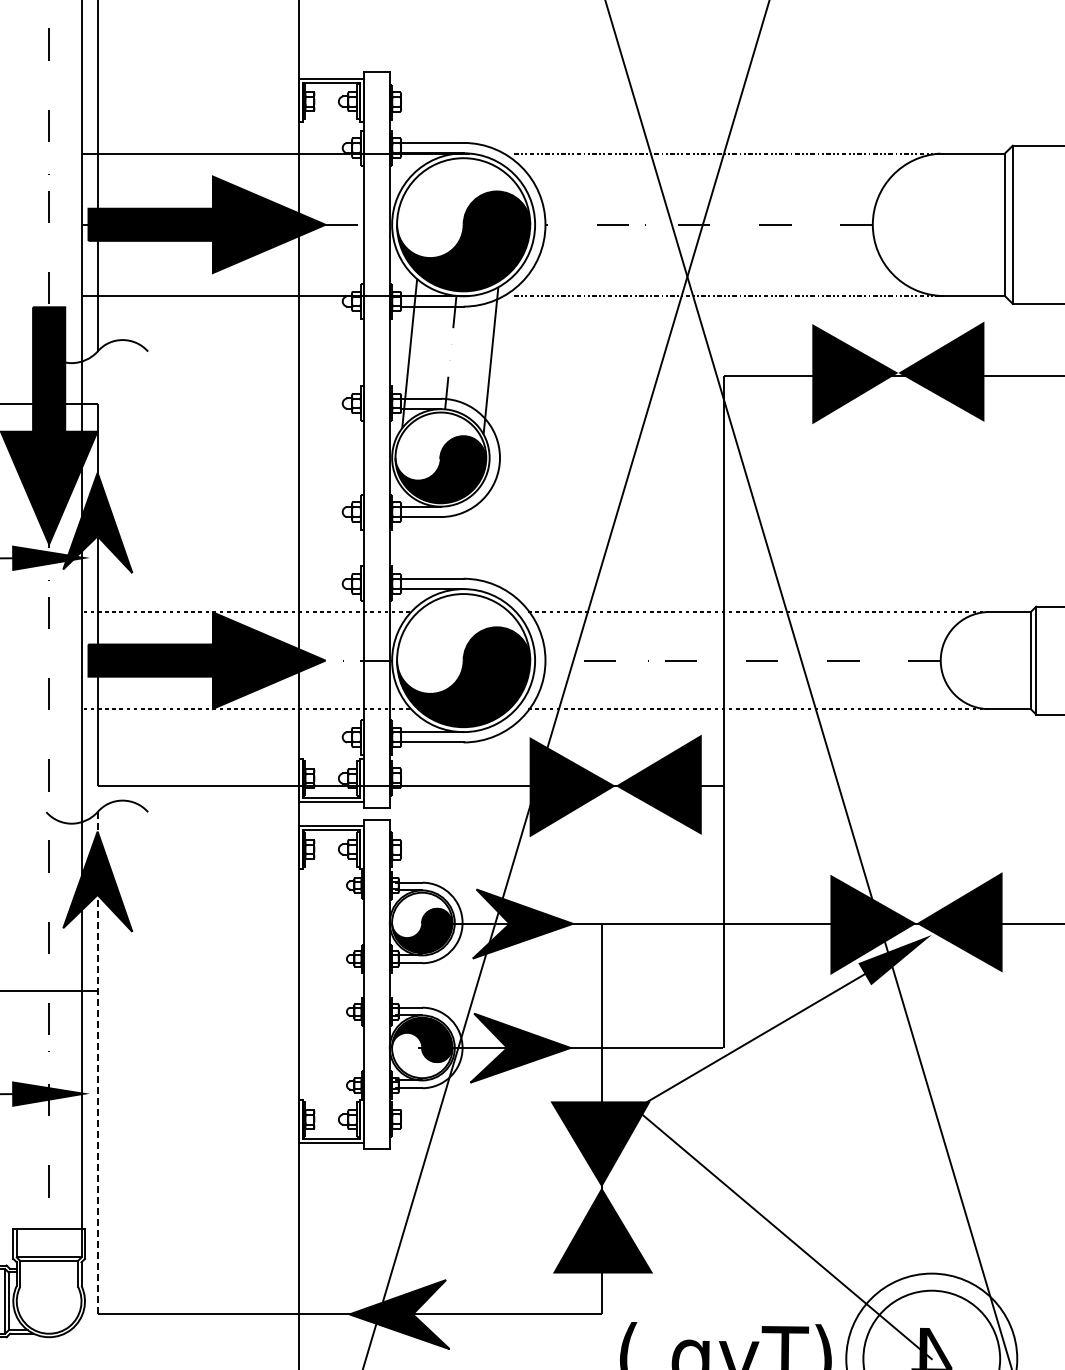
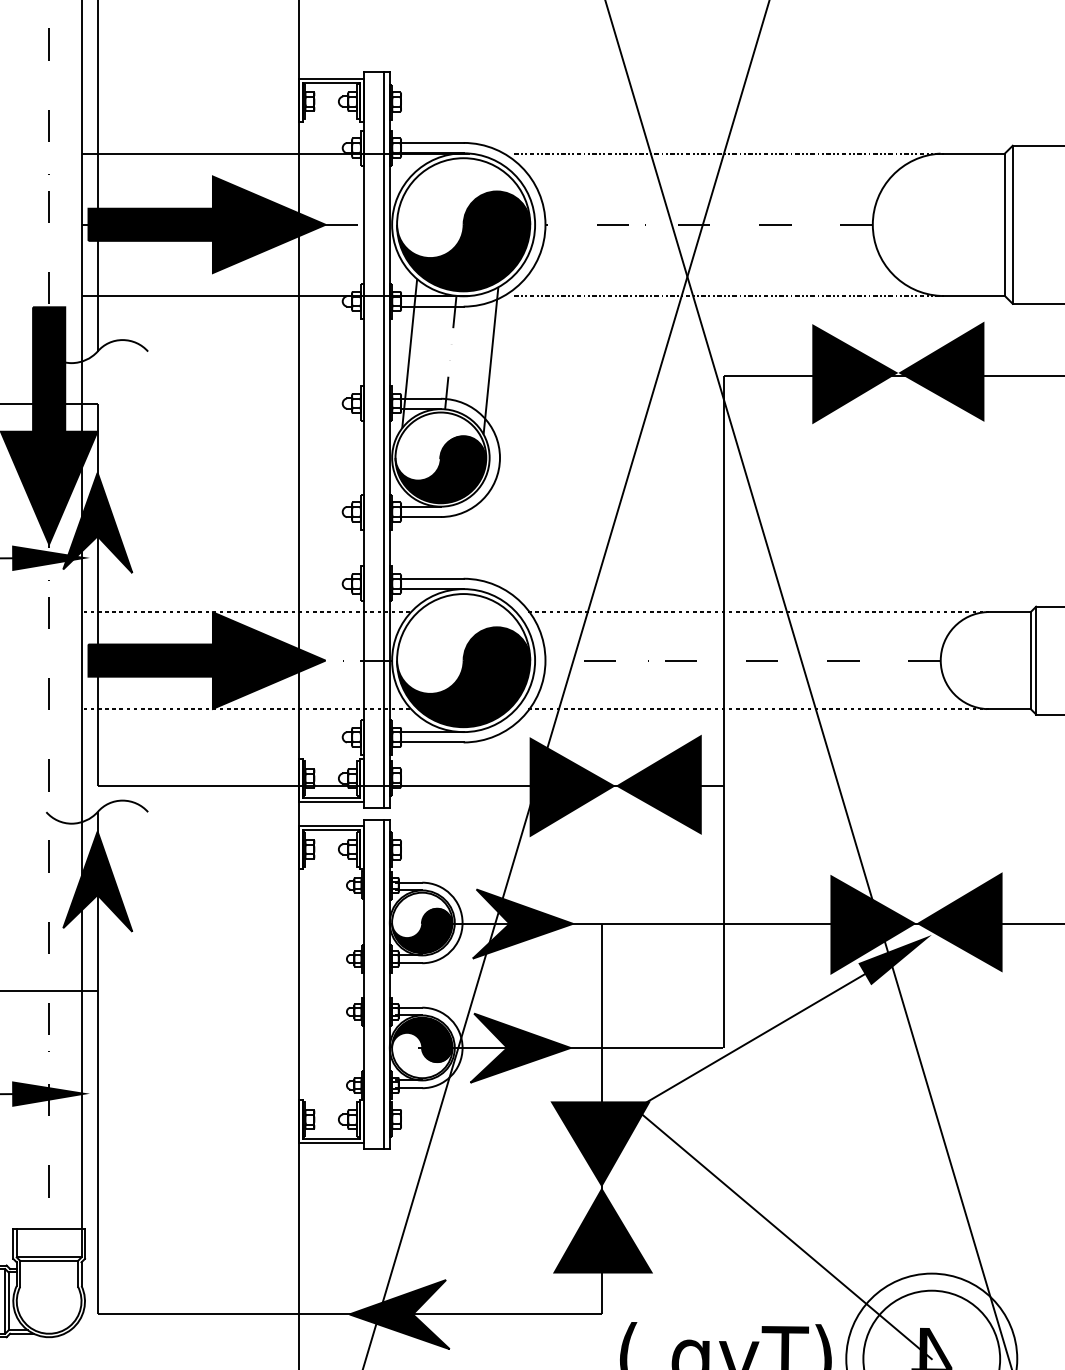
line: none -> present (383, 440)
line: none -> present (383, 984)
line: dashed -> solid (97, 1063)
